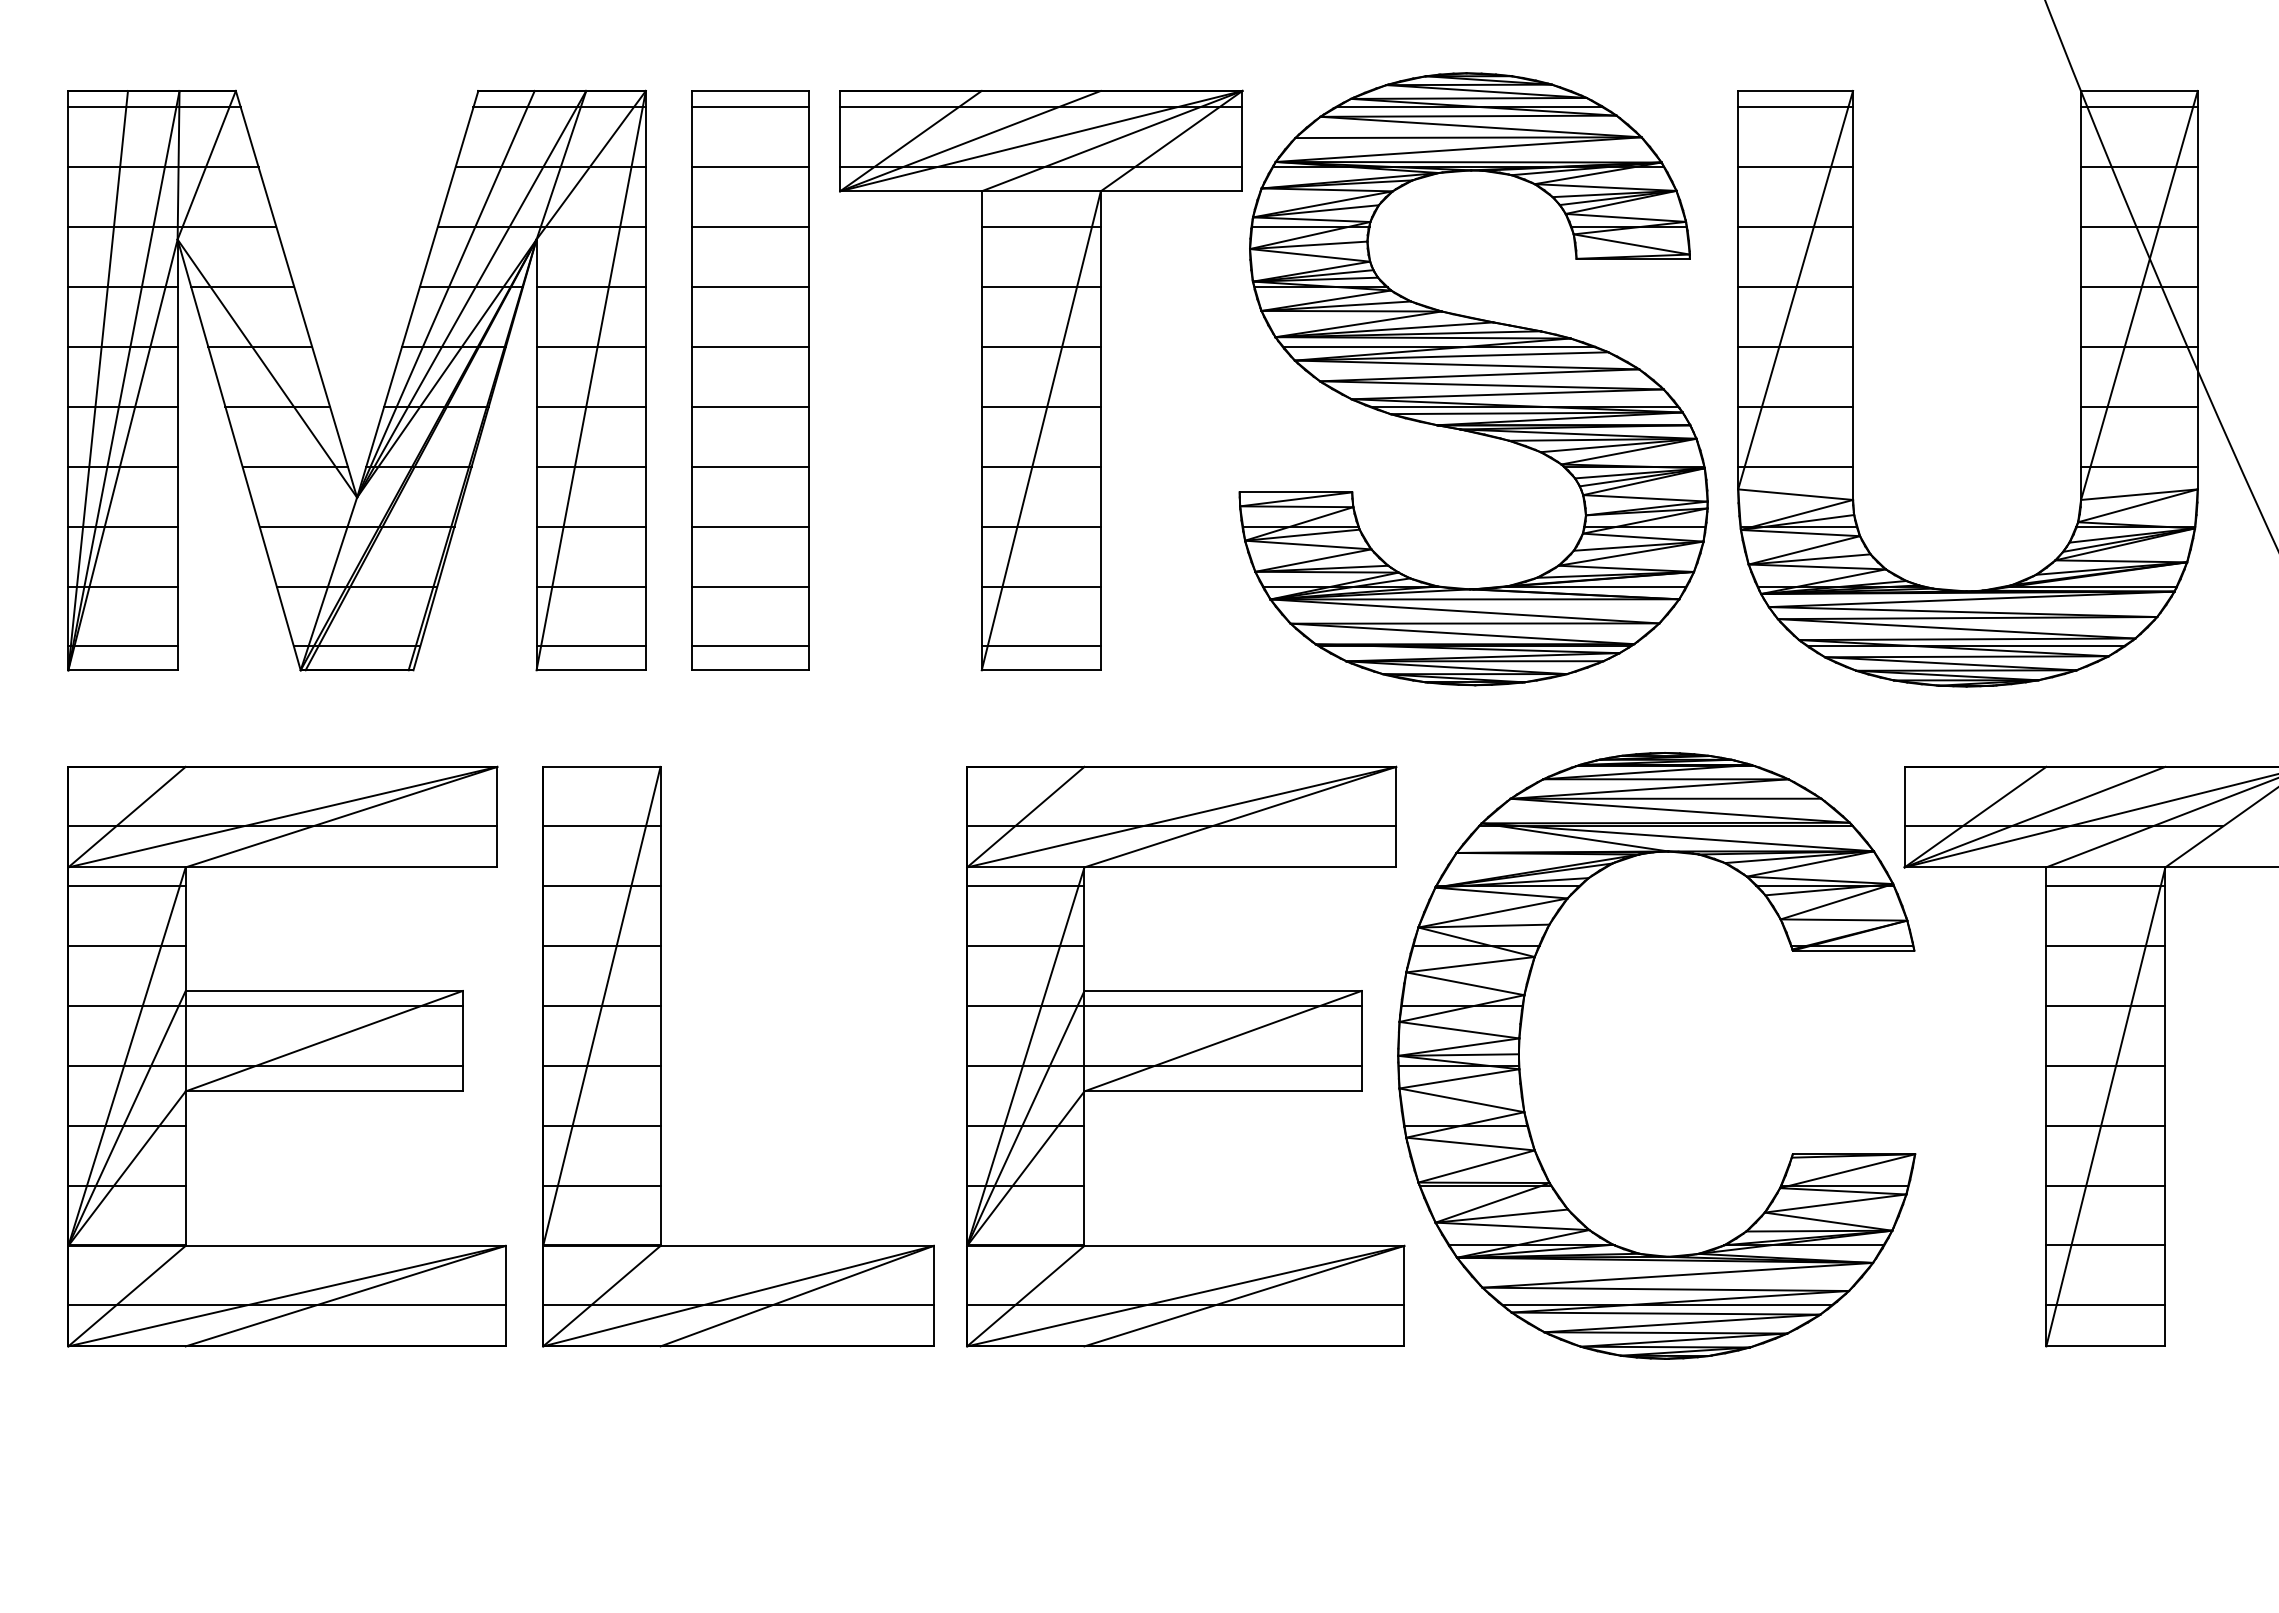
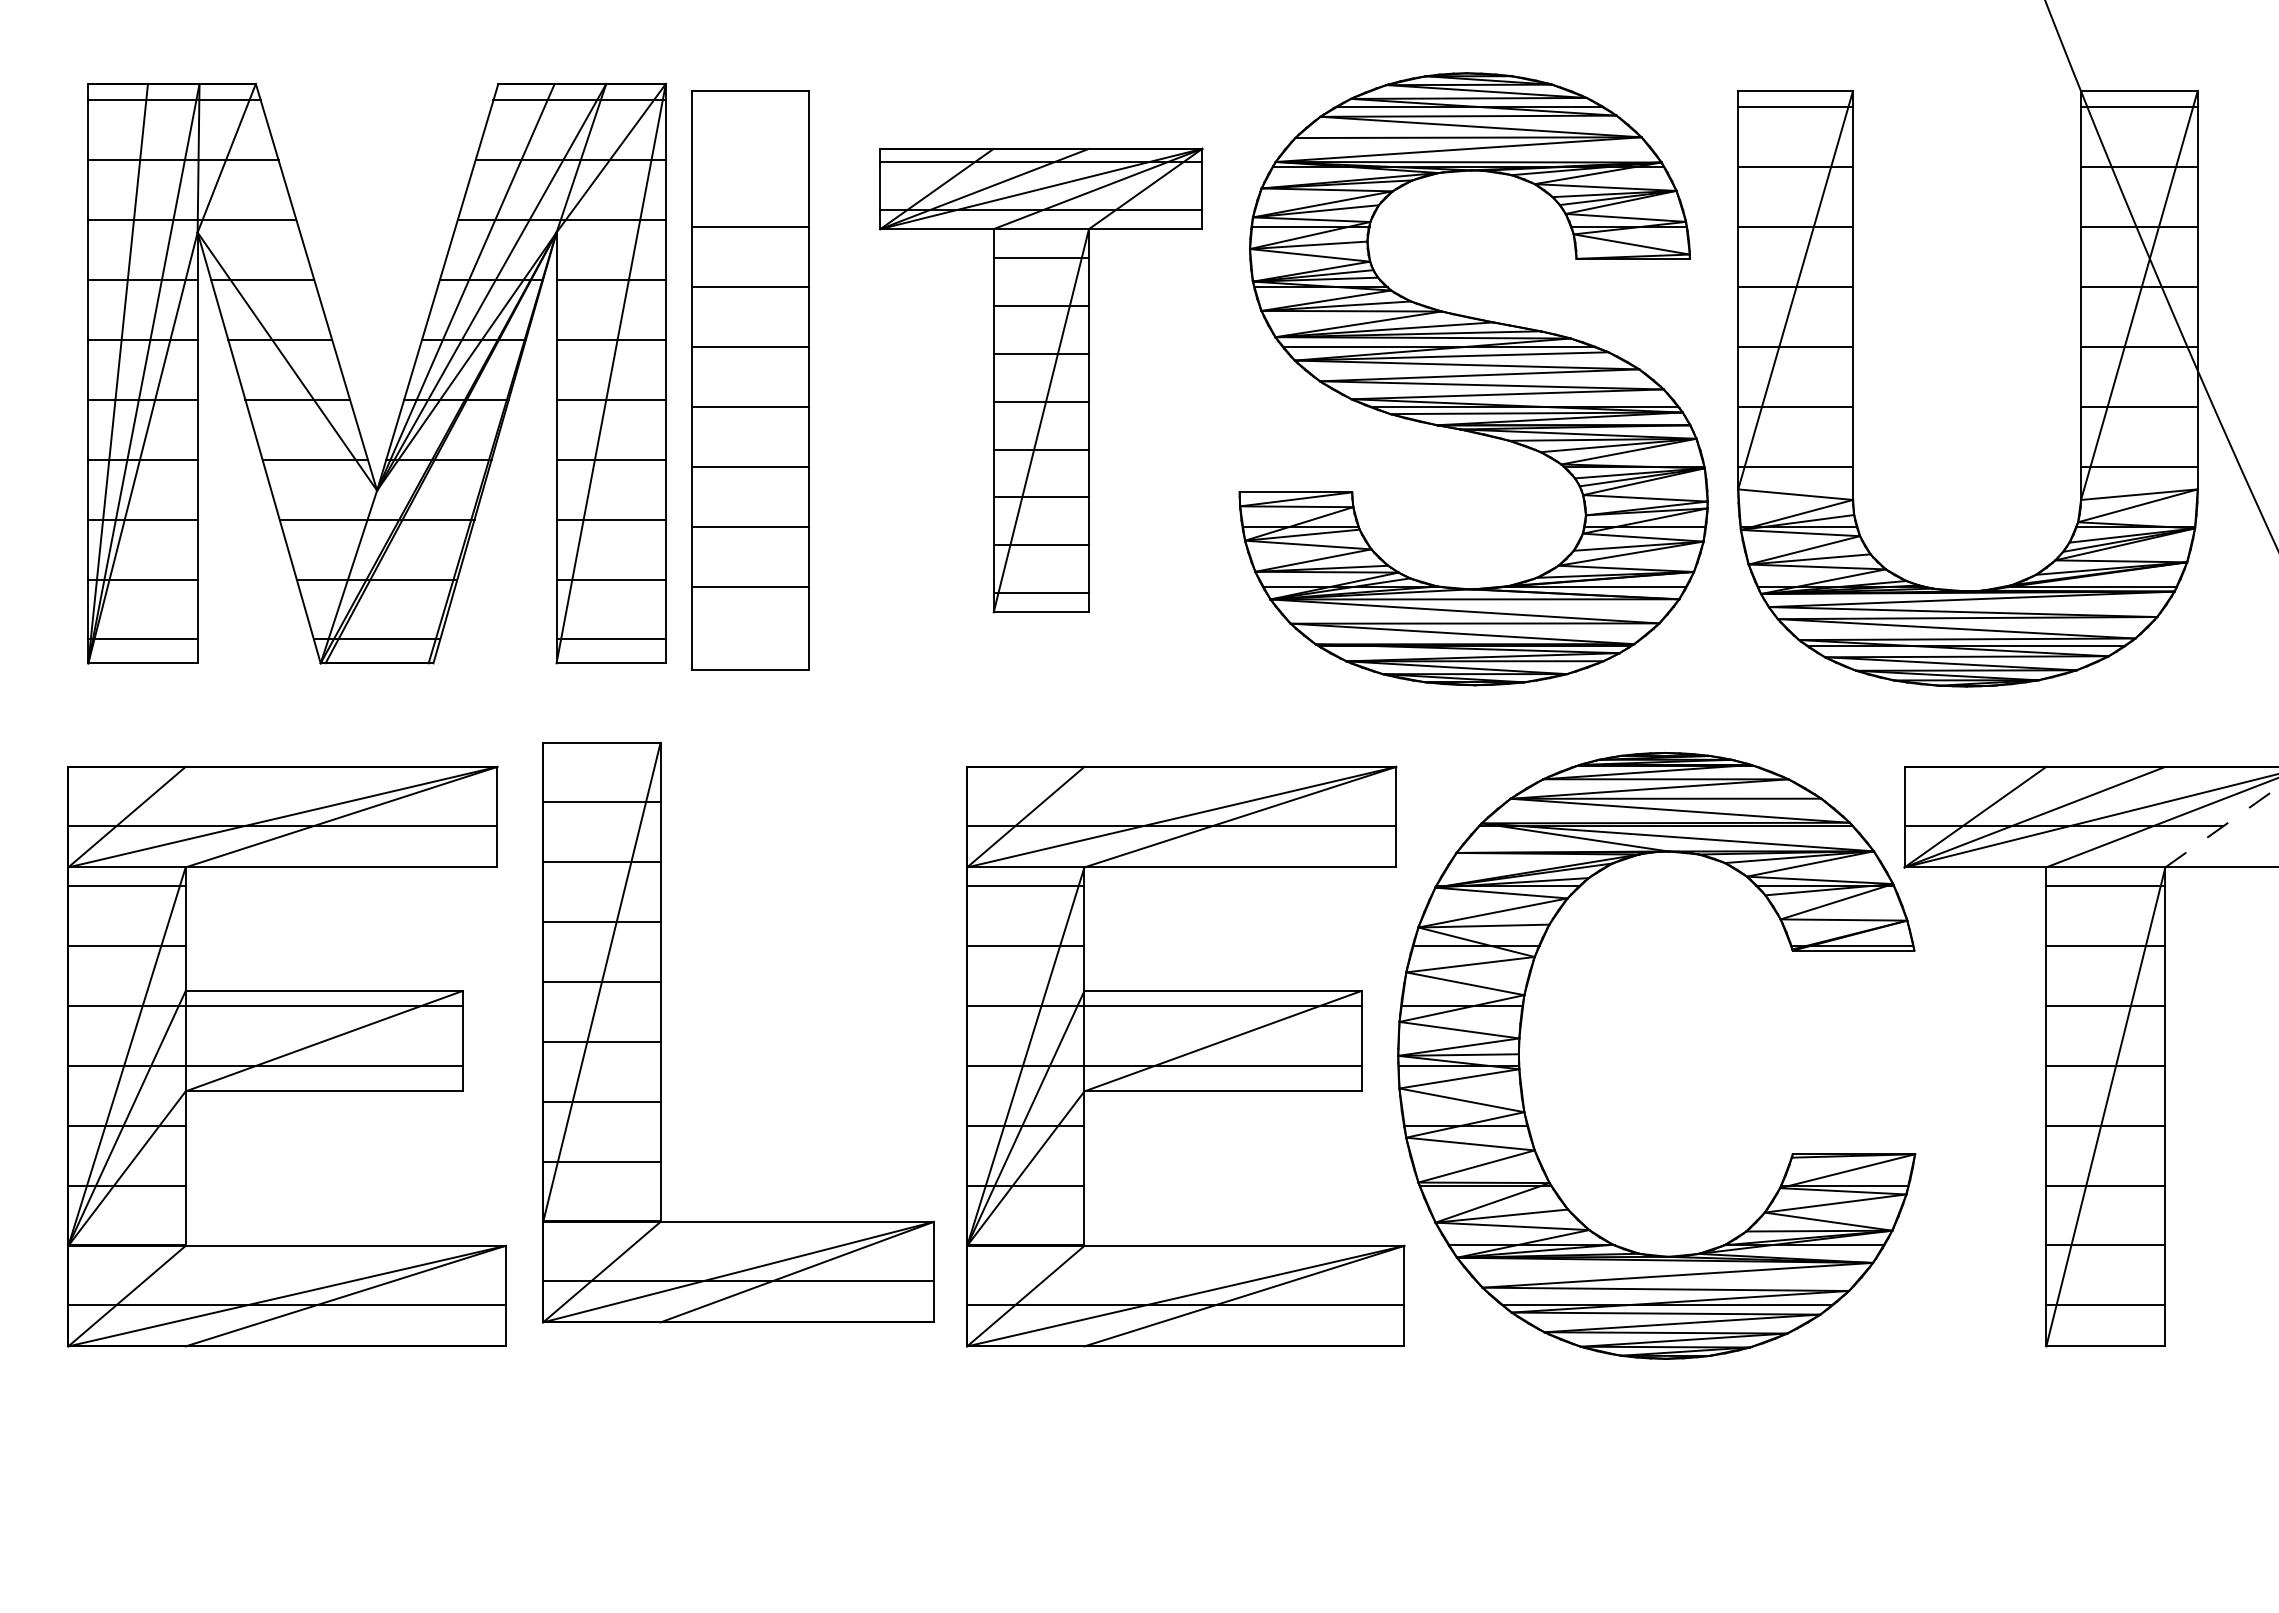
line: present -> none (750, 107)
line: present -> none (750, 167)
part size: 405x583 px -> 325x467 px (1041, 380)
part position: (326, 390) -> (346, 383) (346, 383)
line: present -> none (750, 646)
line: solid -> dashed (2222, 826)
part position: (661, 1056) -> (661, 1032) (661, 1032)
